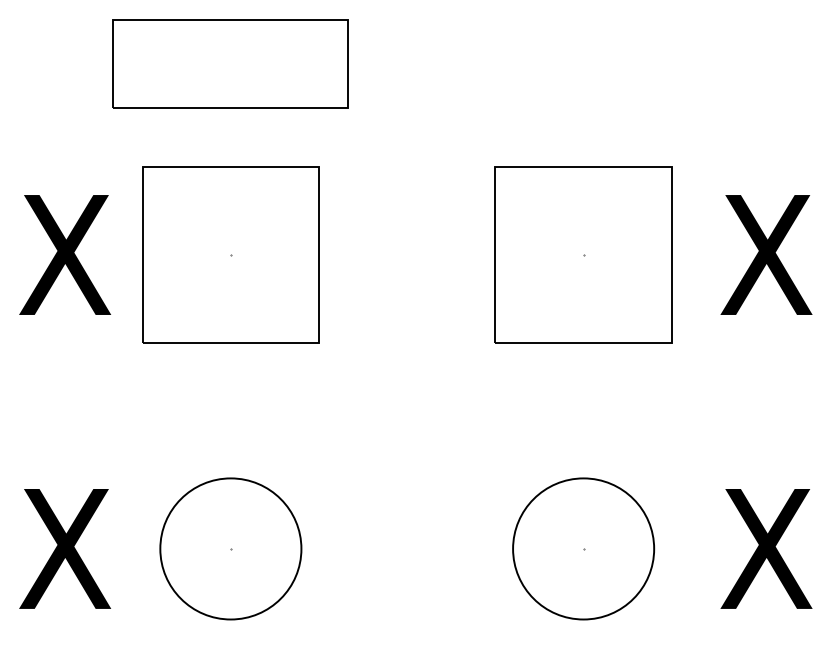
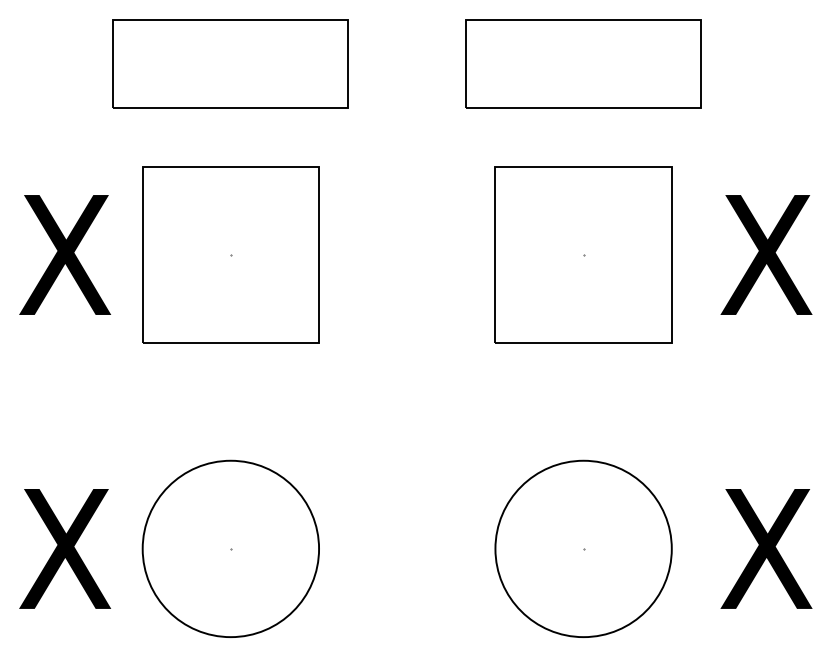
part: none -> present (583, 63)
circle diameter: 141 px -> 176 px (230, 548)
circle diameter: 141 px -> 176 px (583, 548)
